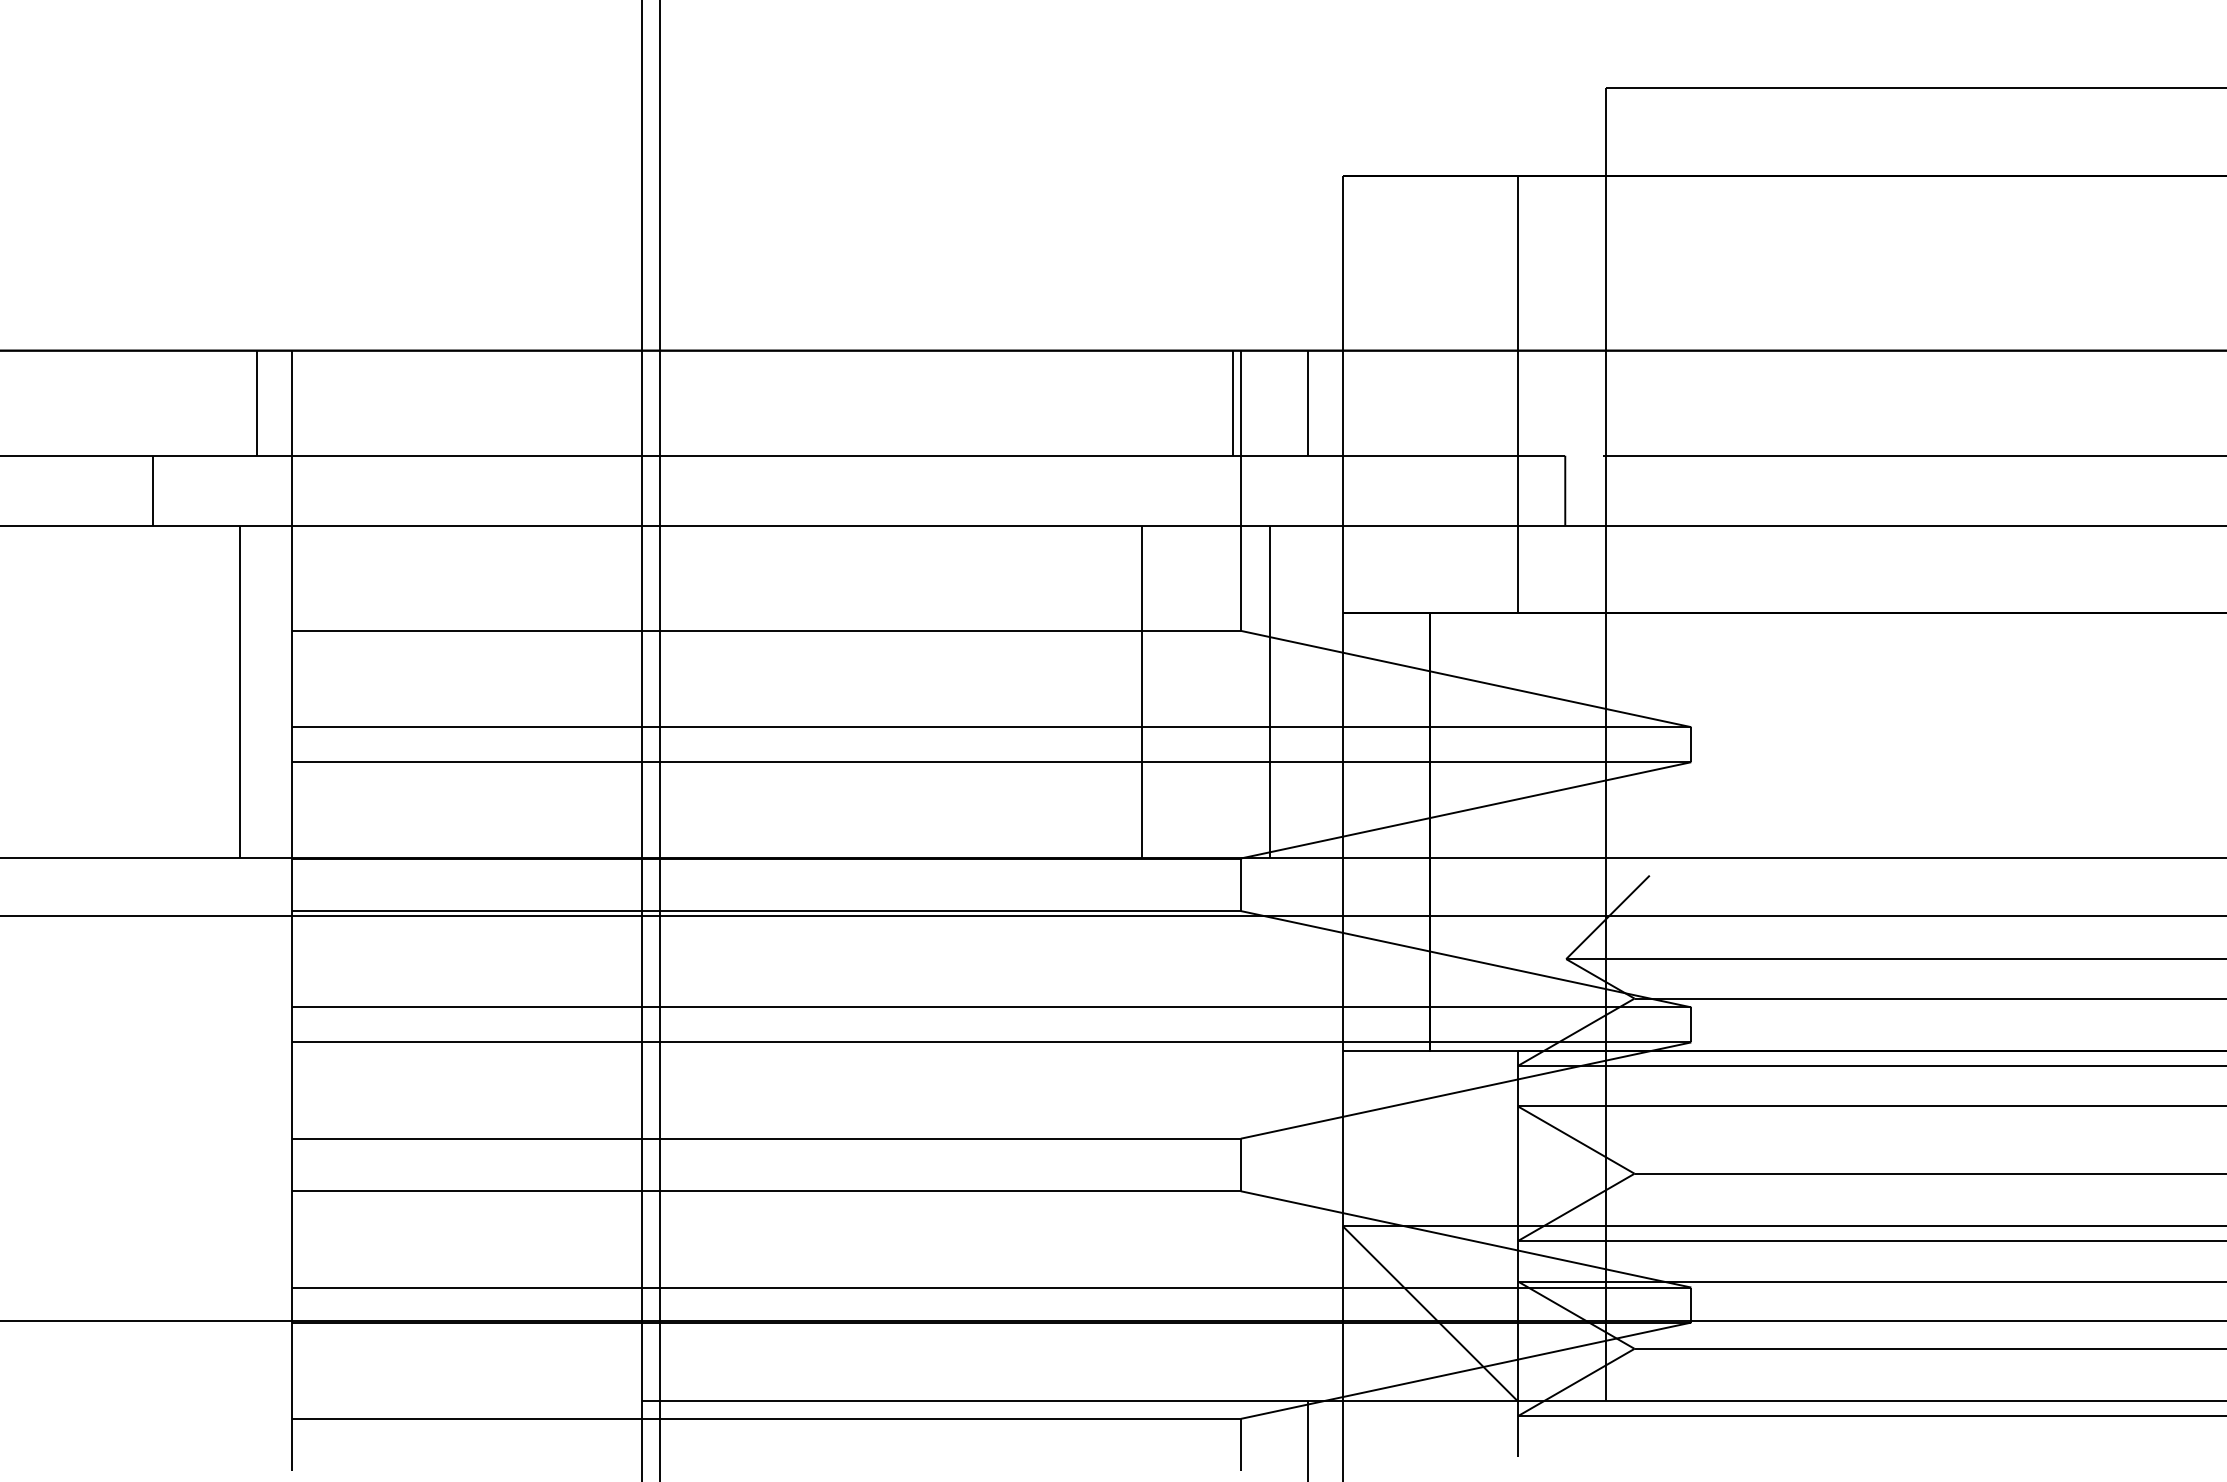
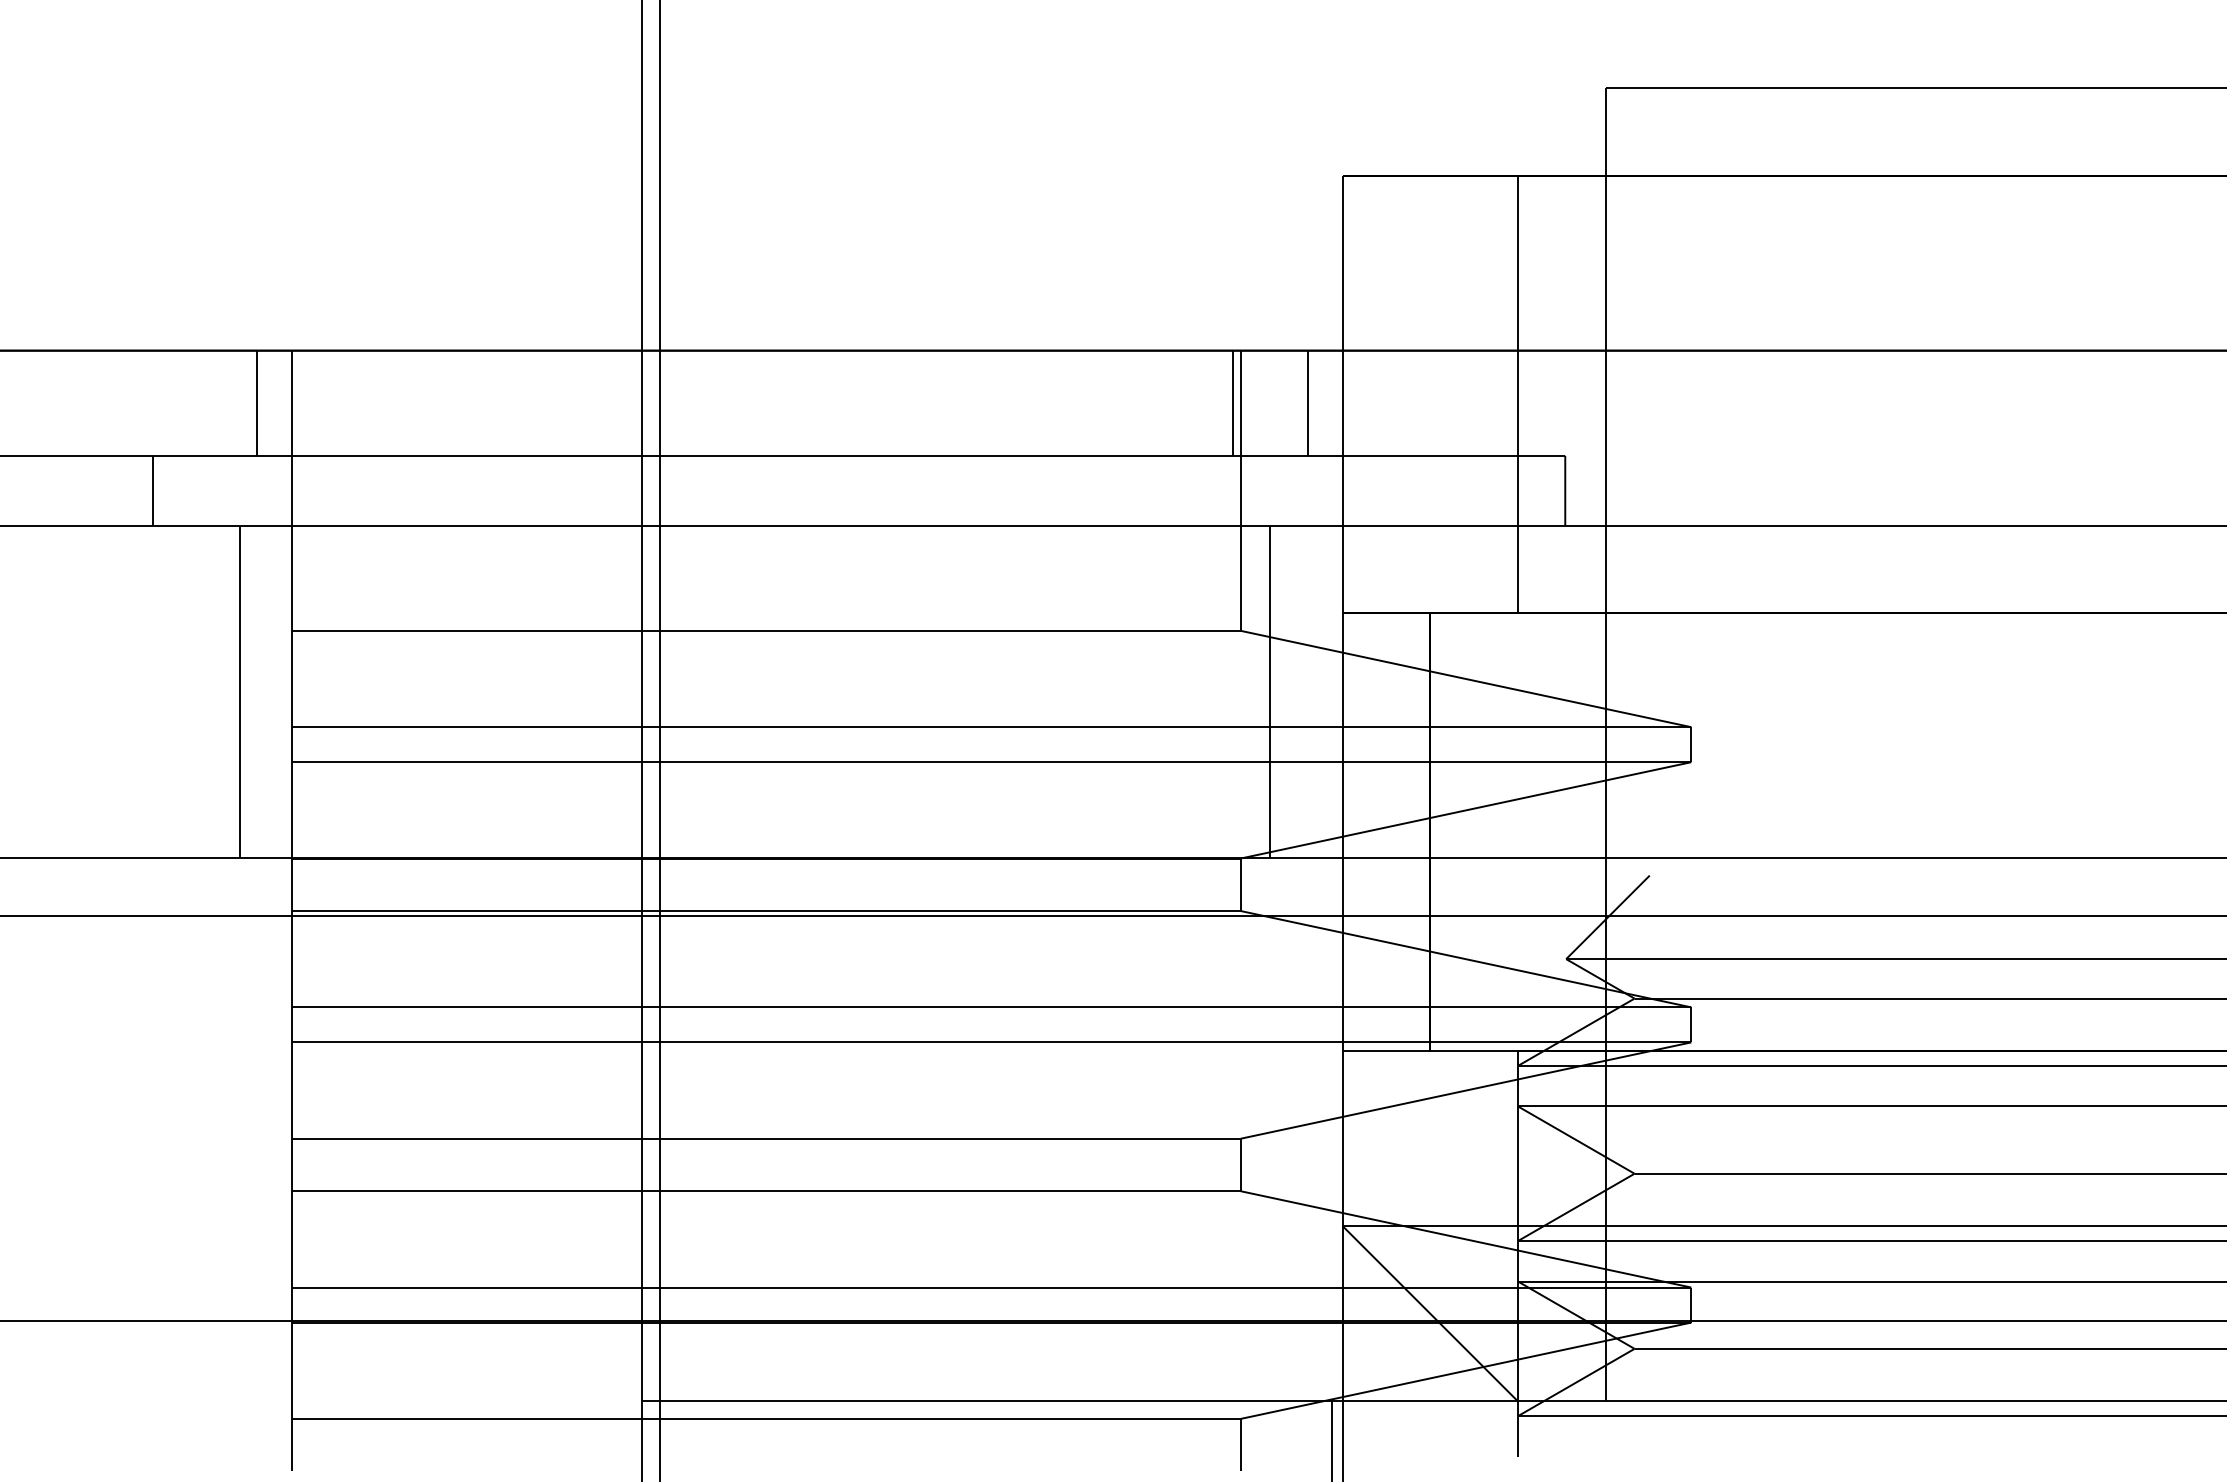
line: present -> none (1913, 455)
line: present -> none (1142, 691)
line position: (1307, 1439) -> (1331, 1439) (1331, 1439)
